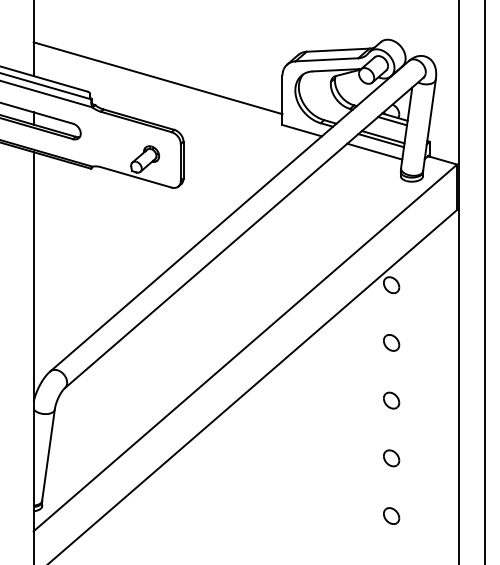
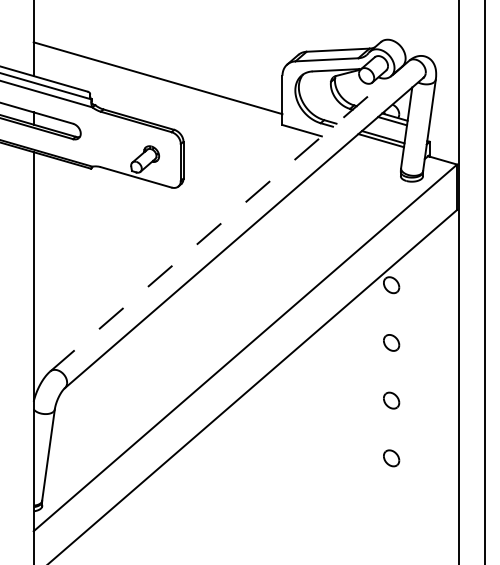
line: present -> none (374, 151)
line: solid -> dashed (229, 215)
part: present -> none (391, 515)
